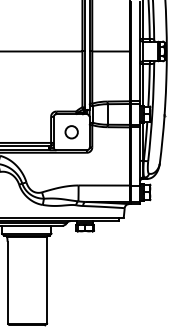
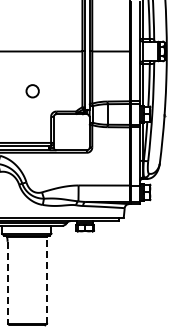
circle position: (71, 132) -> (32, 91) (32, 91)
line: solid -> dashed (47, 279)
line: solid -> dashed (7, 282)
